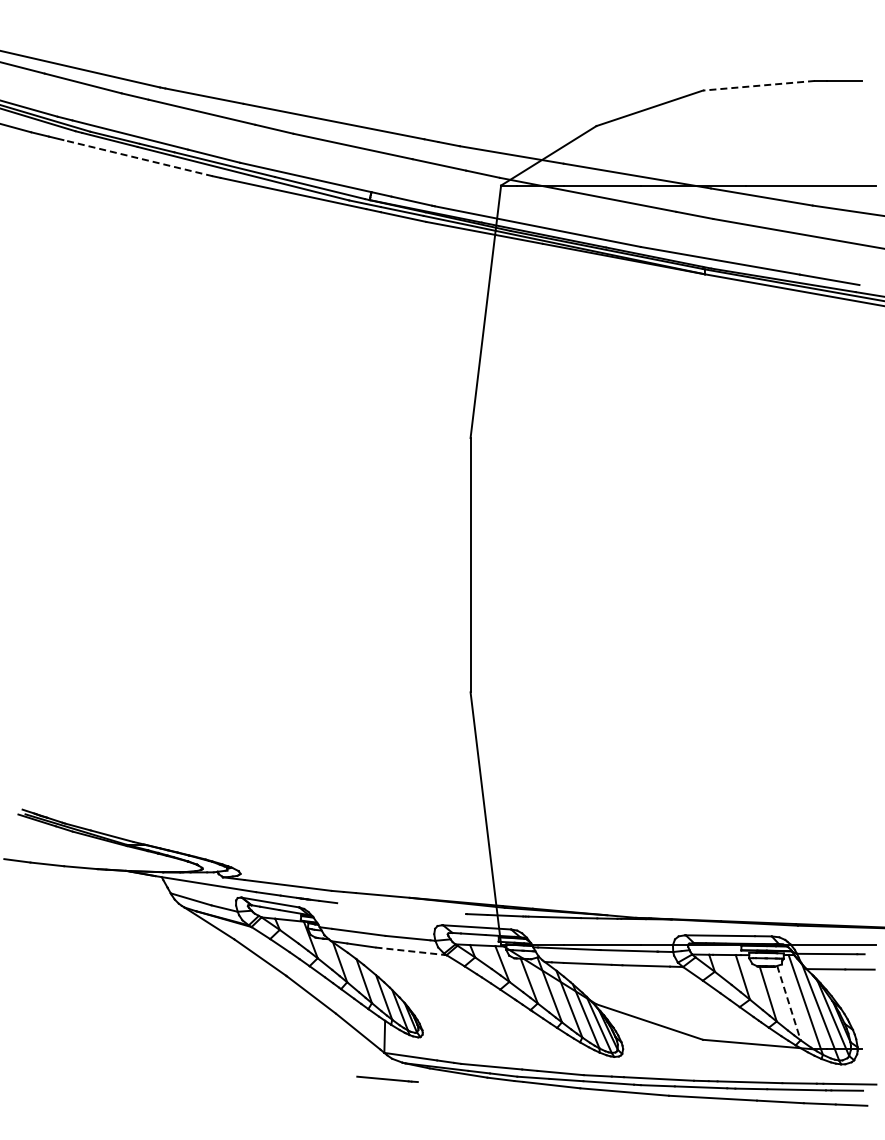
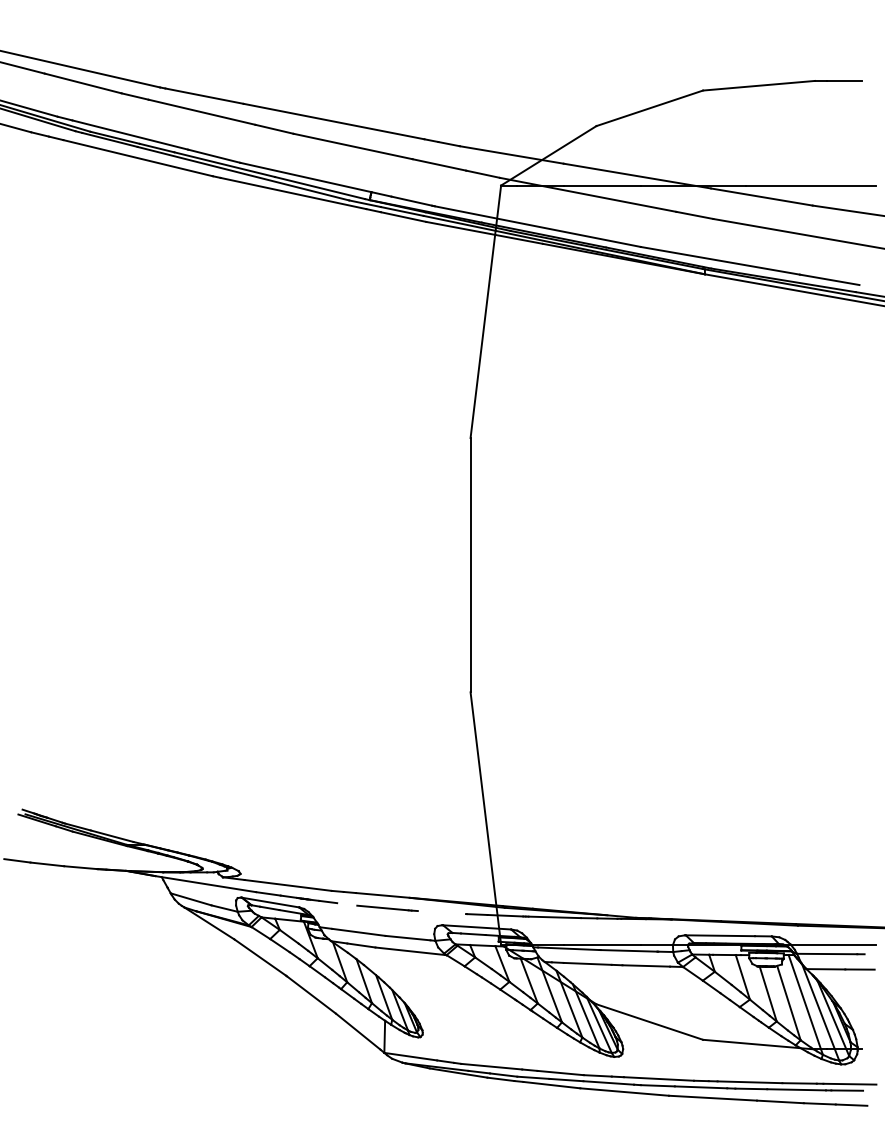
line: dashed -> solid (758, 85)
line: dashed -> solid (138, 158)
line: dashed -> solid (410, 951)
line: dashed -> solid (788, 1003)
line position: (387, 1078) -> (387, 907) (387, 907)
